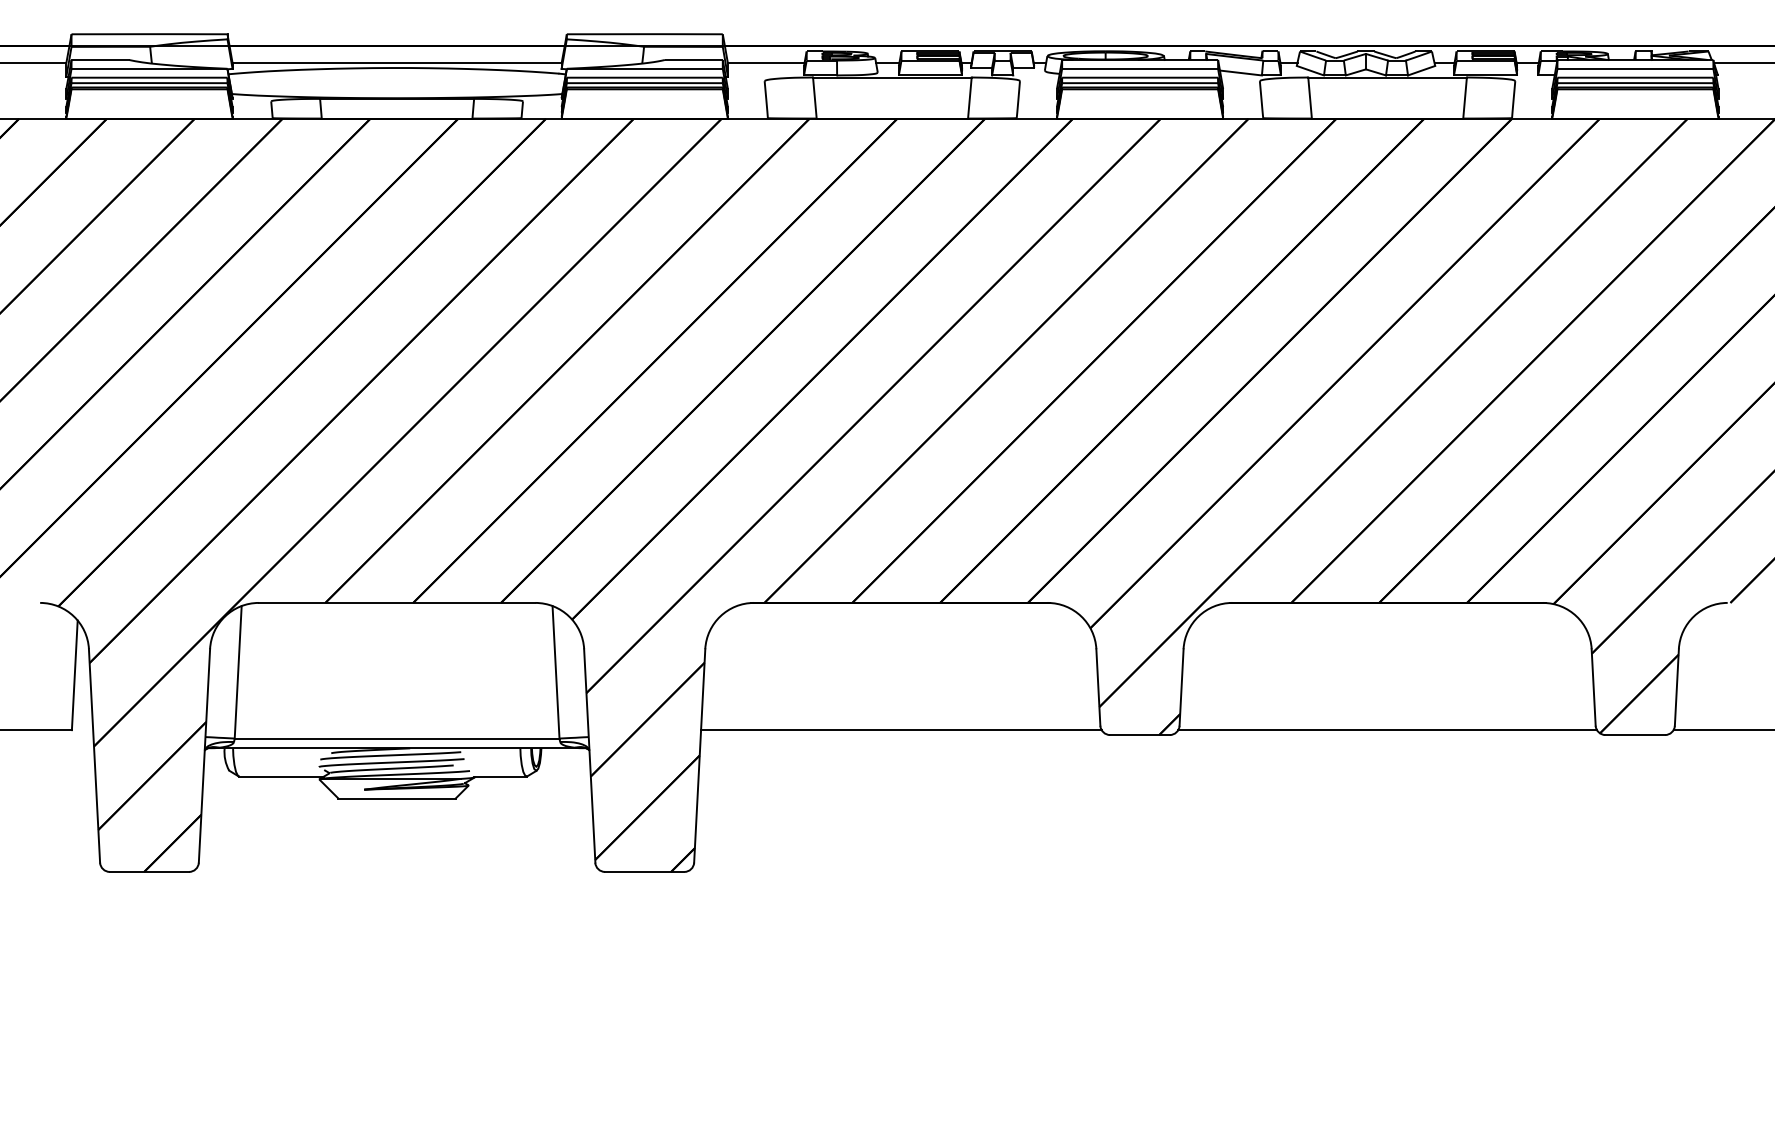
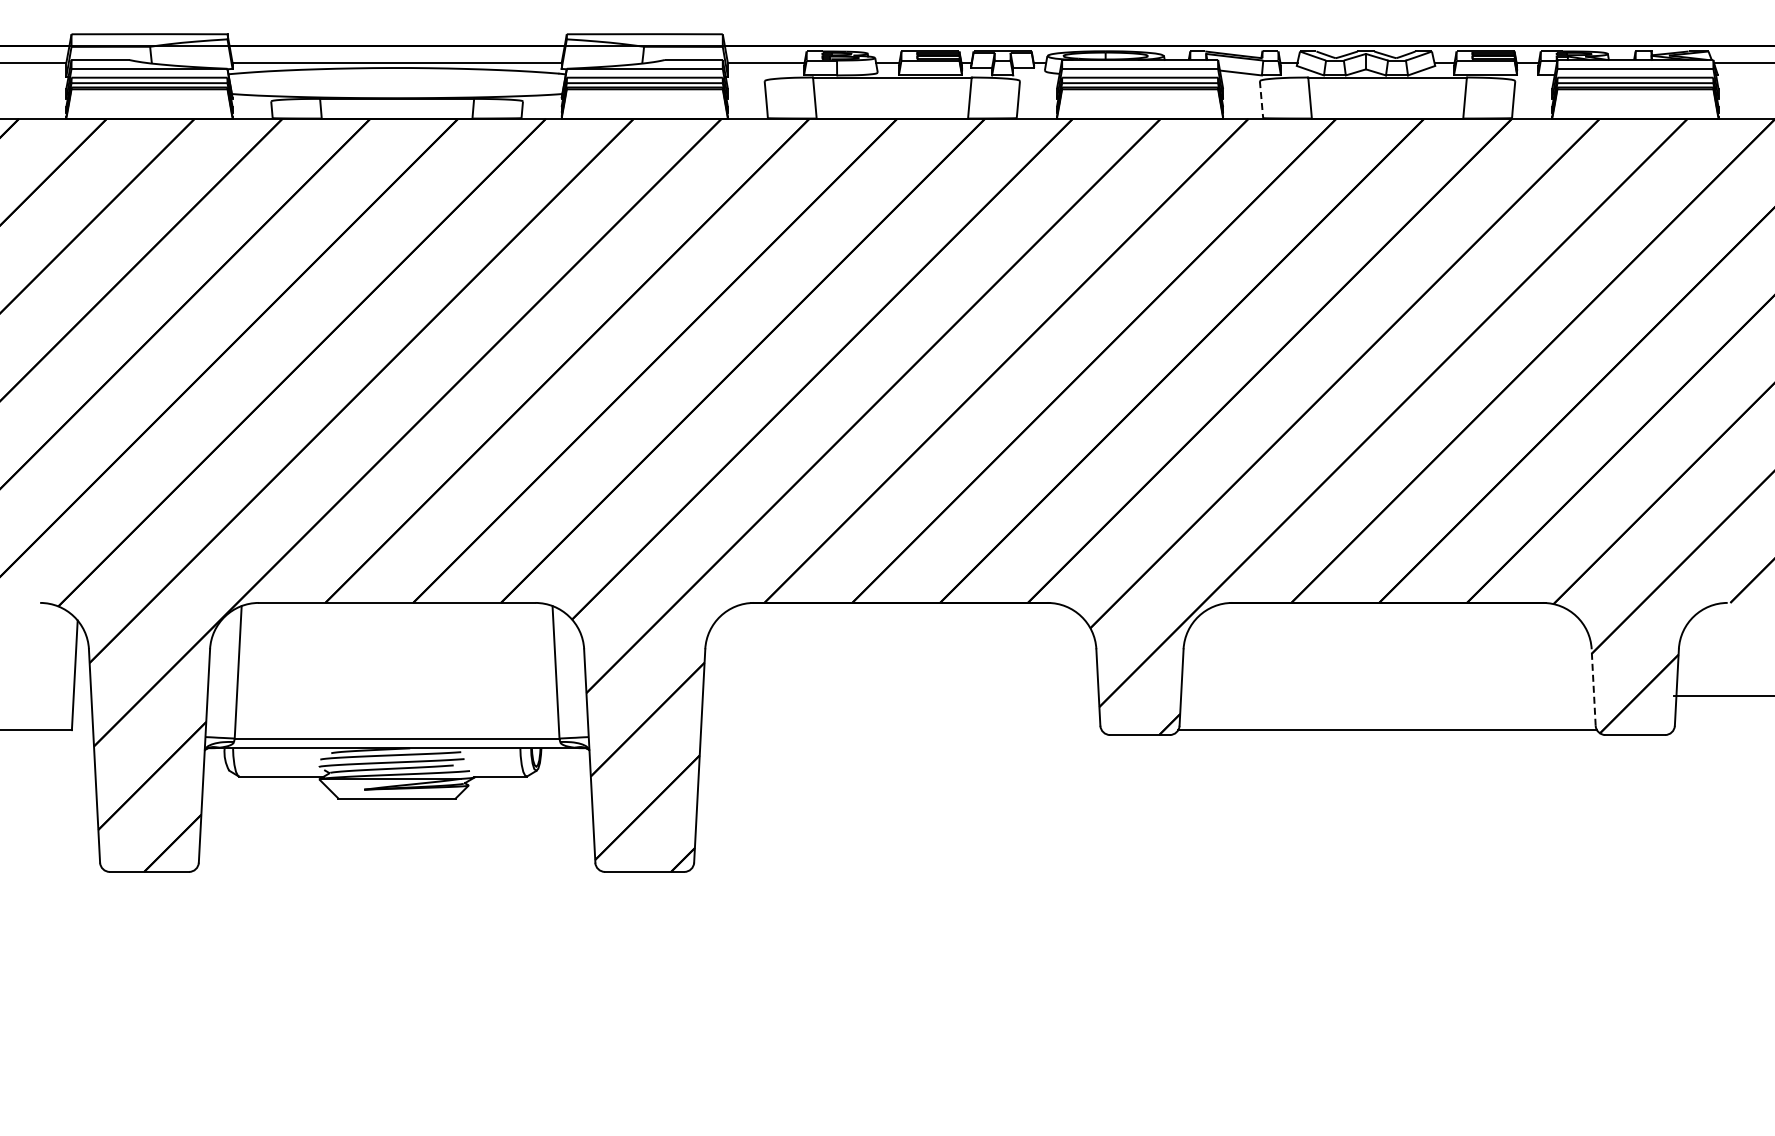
line: solid -> dashed (1261, 100)
line: solid -> dashed (1593, 687)
line: present -> none (901, 730)
line position: (1722, 730) -> (1722, 696) (1722, 696)
